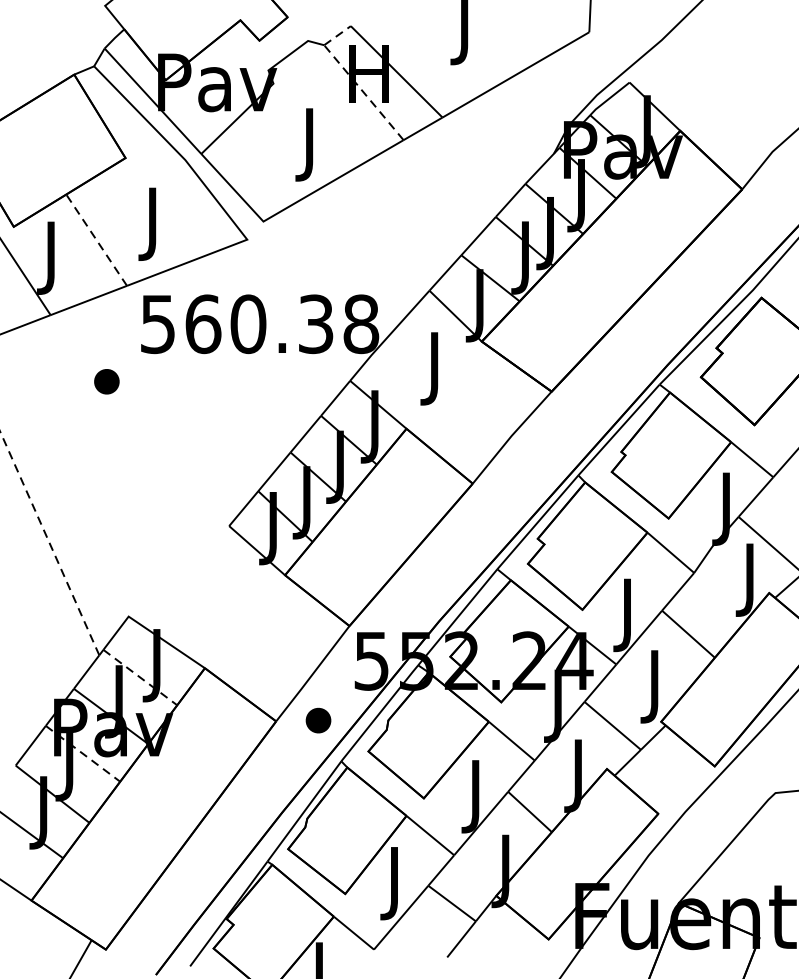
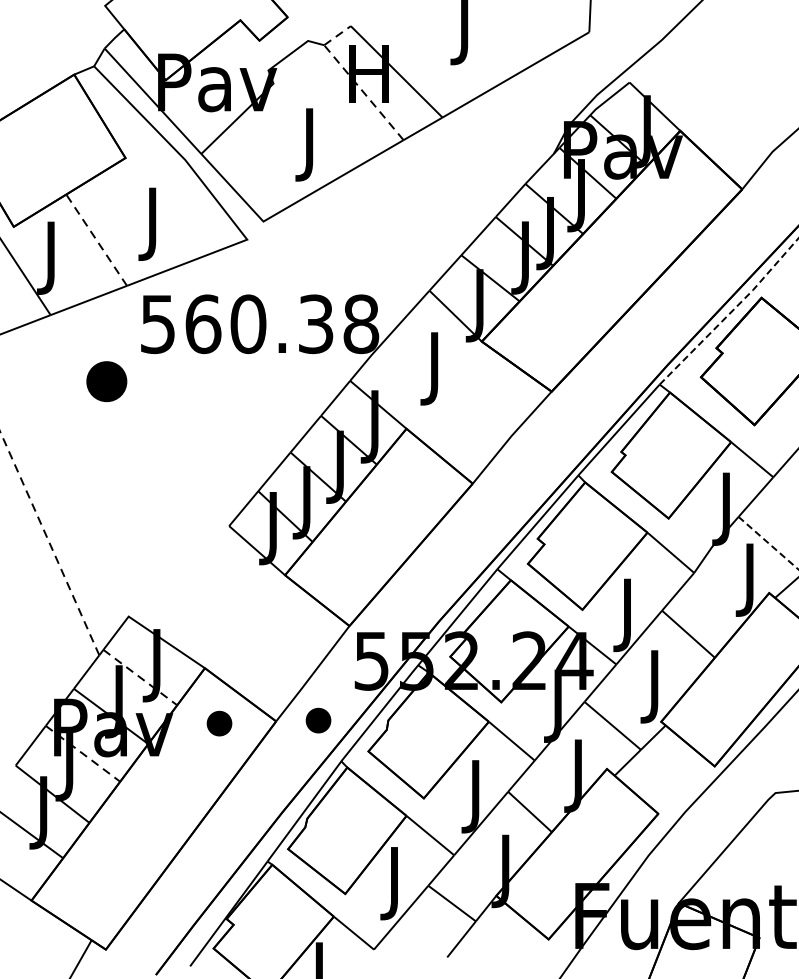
line: solid -> dashed (731, 312)
part size: 26x26 px -> 42x42 px (106, 381)
line: solid -> dashed (768, 543)
part: none -> present (219, 723)
